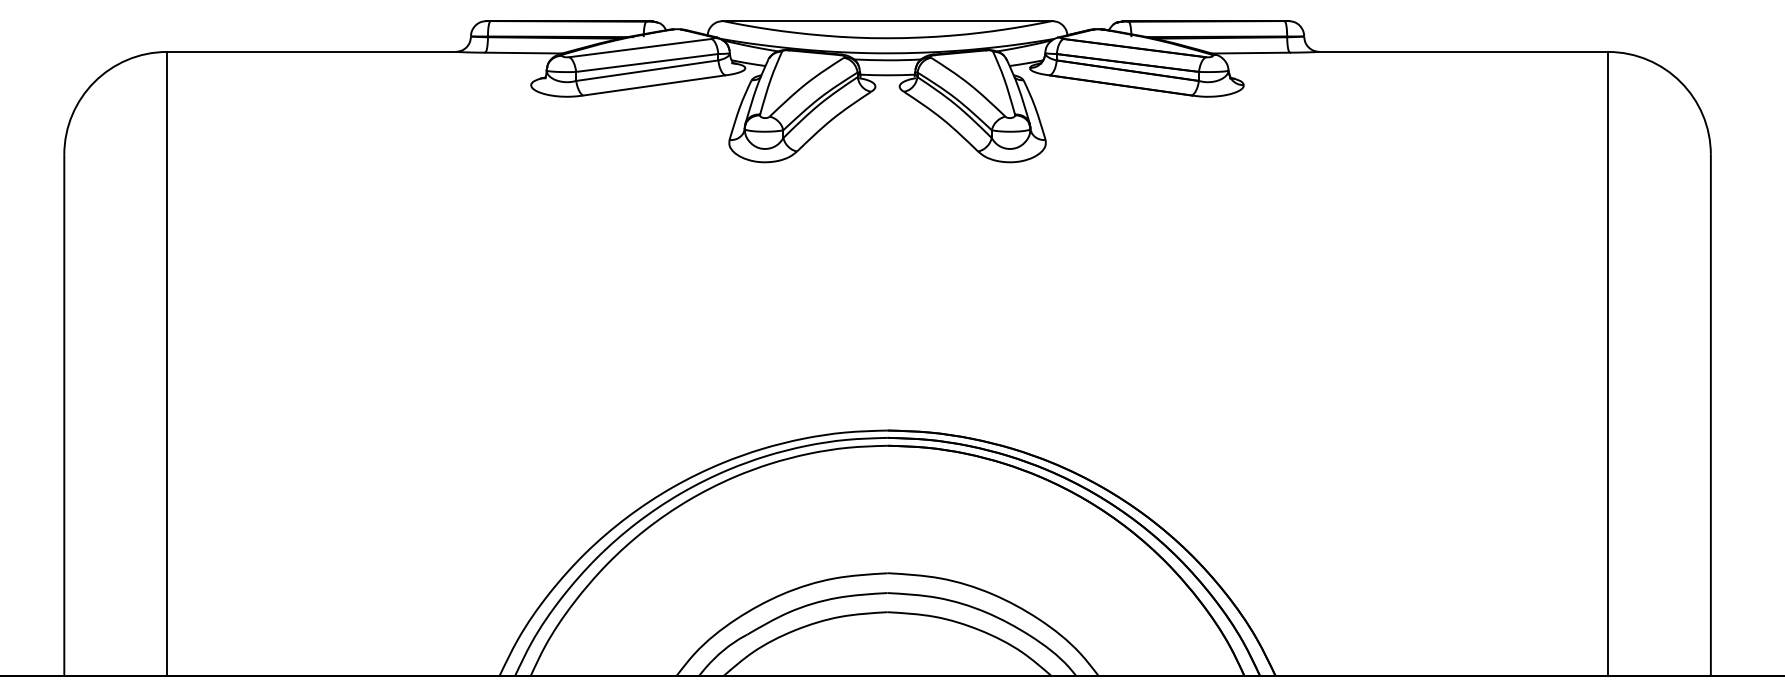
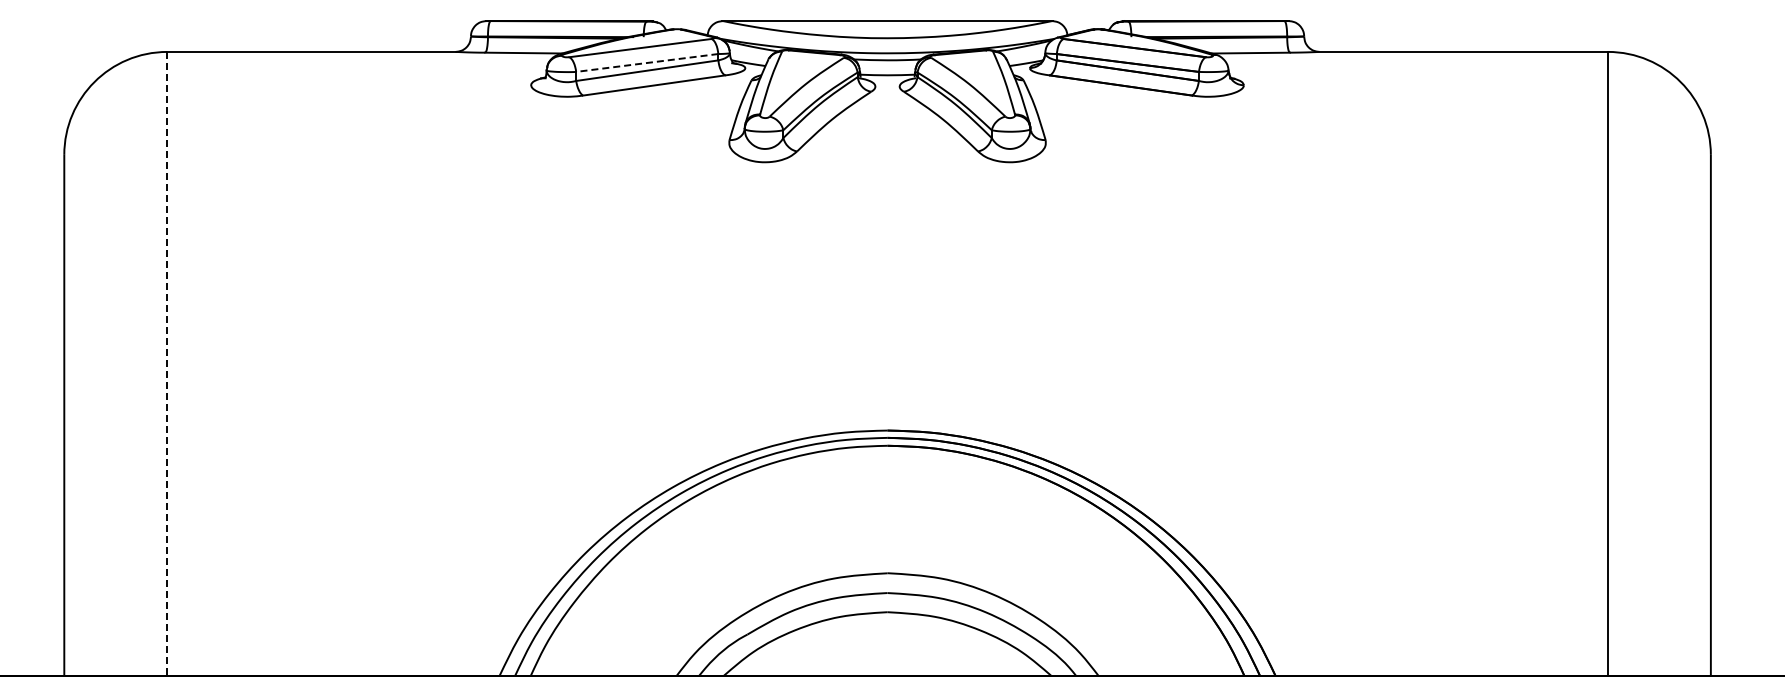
line: solid -> dashed (647, 62)
line: solid -> dashed (167, 364)
